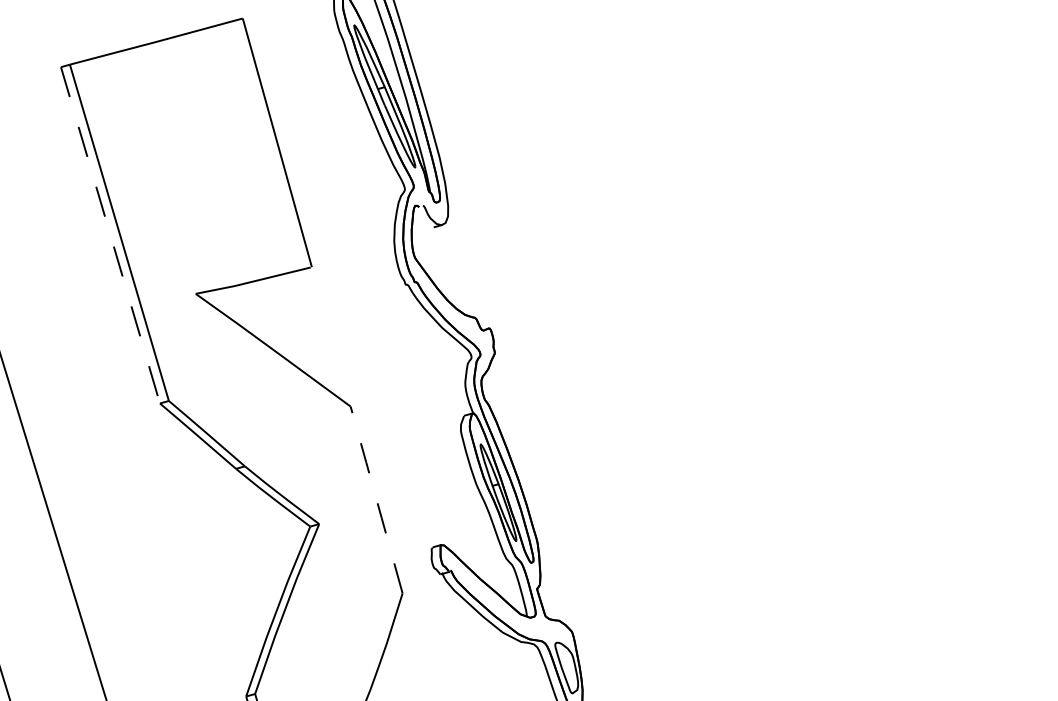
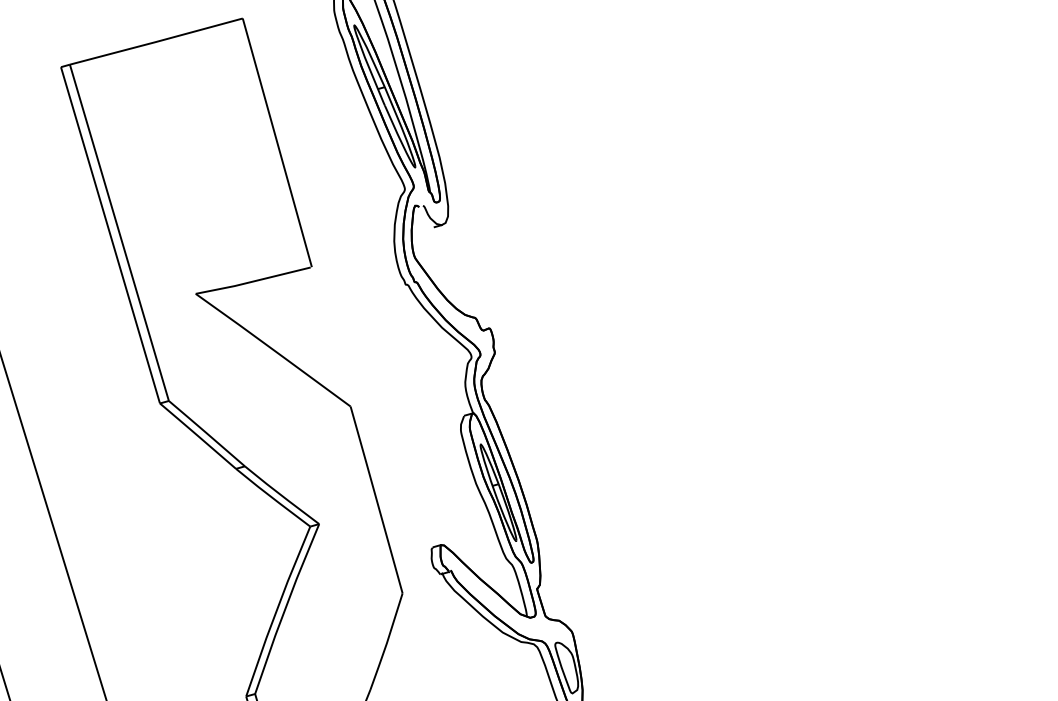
line: dashed -> solid (110, 235)
line: dashed -> solid (376, 499)
